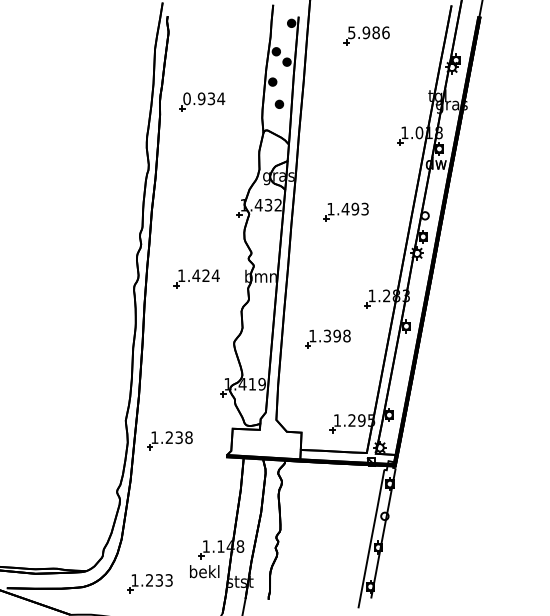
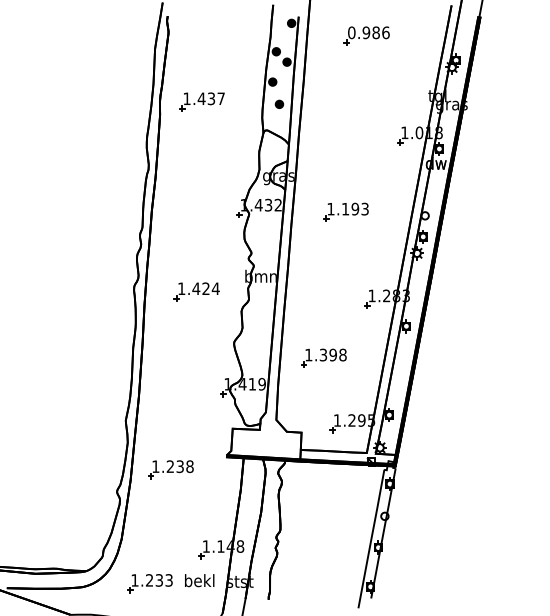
text: 5.986 -> 0.986 (351, 32)
text: 0.934 -> 1.437 (204, 98)
text: 1.493 -> 1.193 (345, 209)
part position: (196, 278) -> (196, 291) (196, 291)
part position: (327, 338) -> (323, 357) (323, 357)
part position: (169, 440) -> (170, 469) (170, 469)
text position: (204, 571) -> (199, 580) (199, 580)
